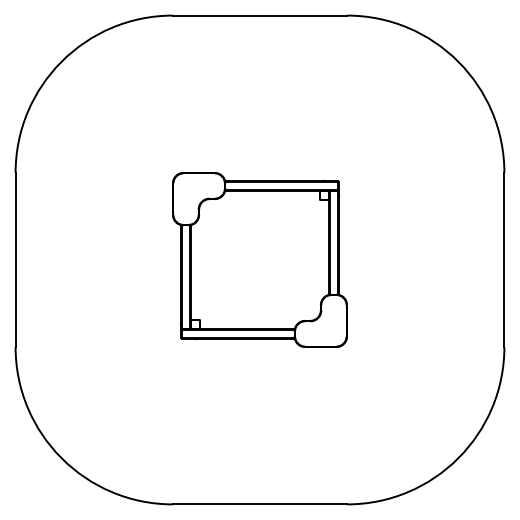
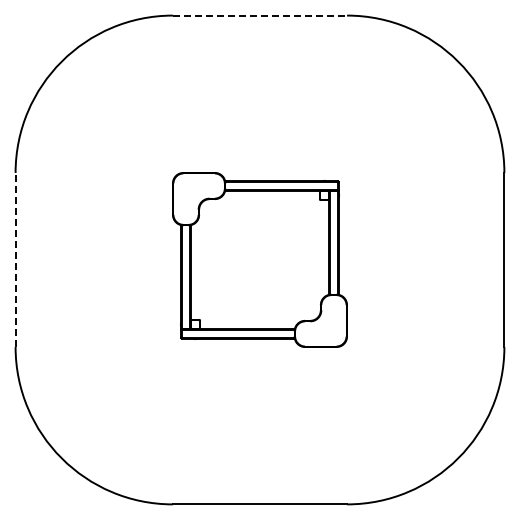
line: solid -> dashed (260, 15)
line: solid -> dashed (15, 259)
